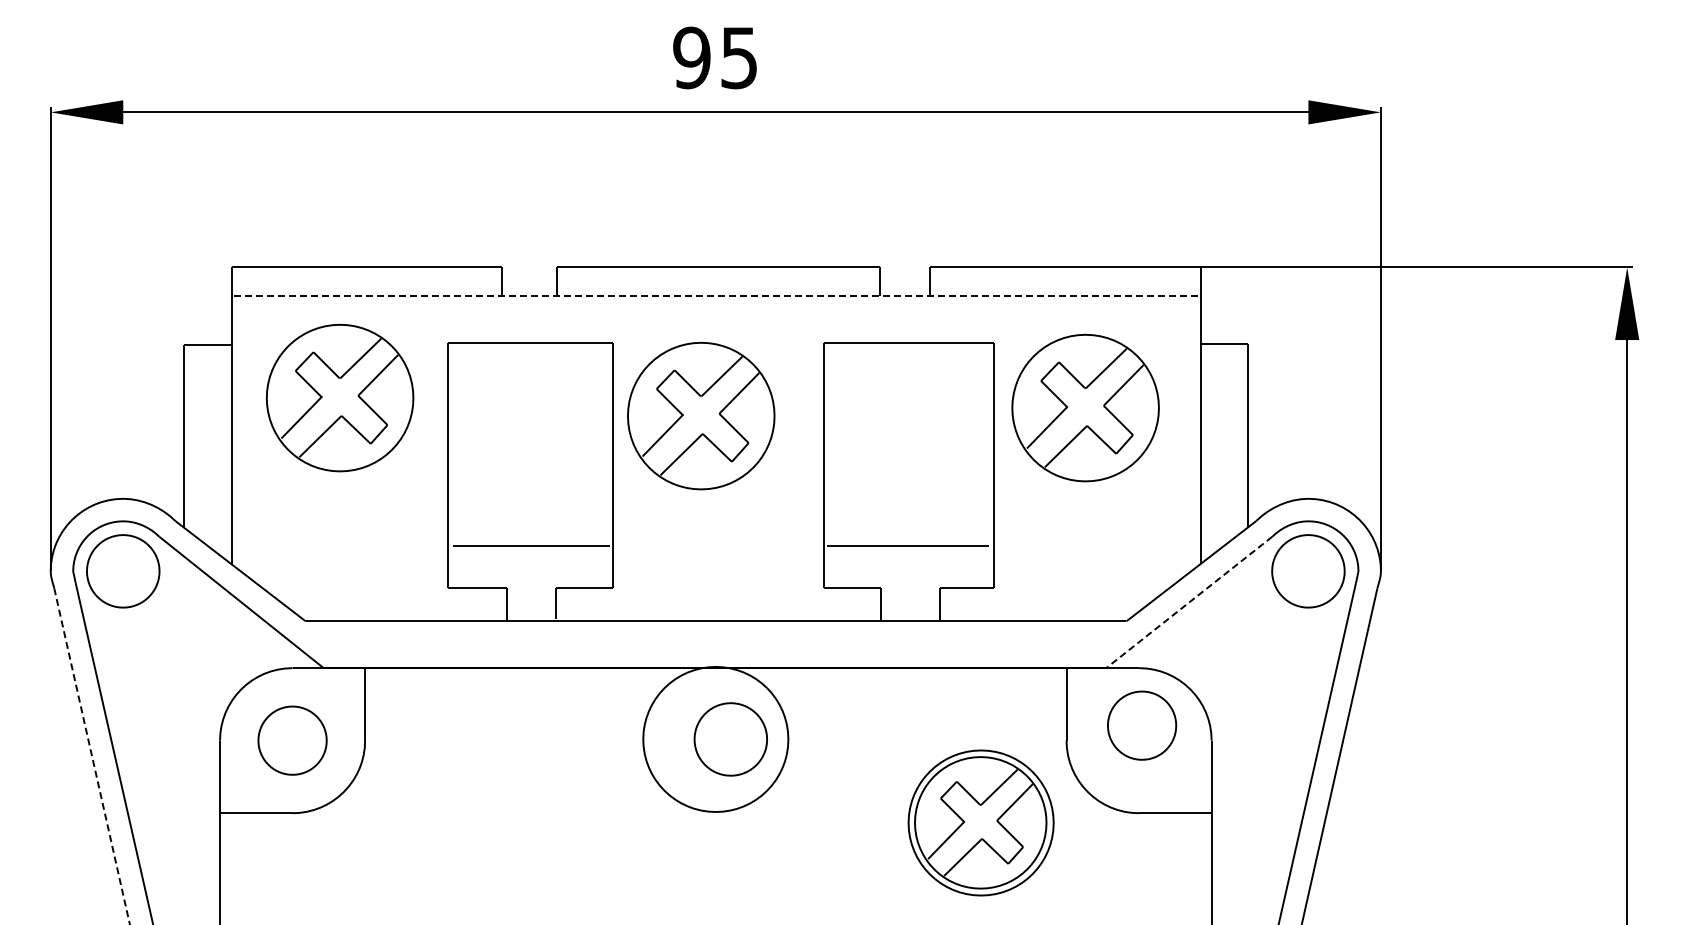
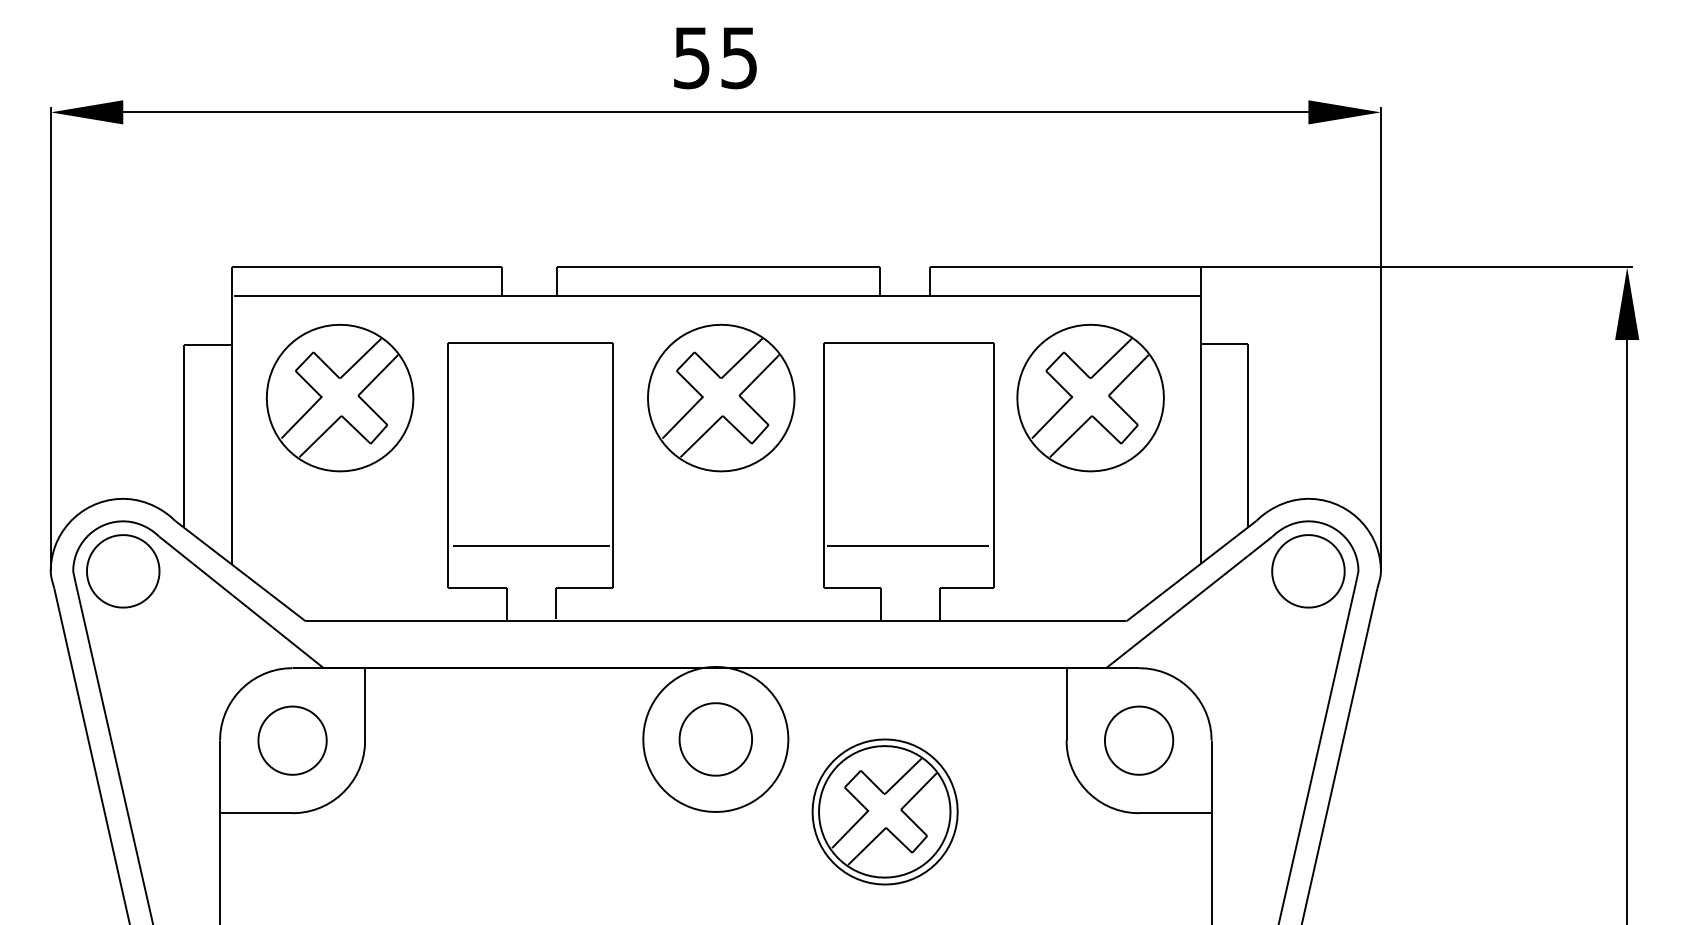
text: 95 -> 55 (691, 57)
line: dashed -> solid (717, 295)
part position: (1085, 407) -> (1090, 397) (1090, 397)
part position: (701, 415) -> (721, 397) (721, 397)
line: dashed -> solid (1189, 602)
part position: (1142, 725) -> (1139, 740) (1139, 740)
part position: (730, 739) -> (715, 739) (715, 739)
line: dashed -> solid (92, 756)
part position: (980, 822) -> (884, 811) (884, 811)
